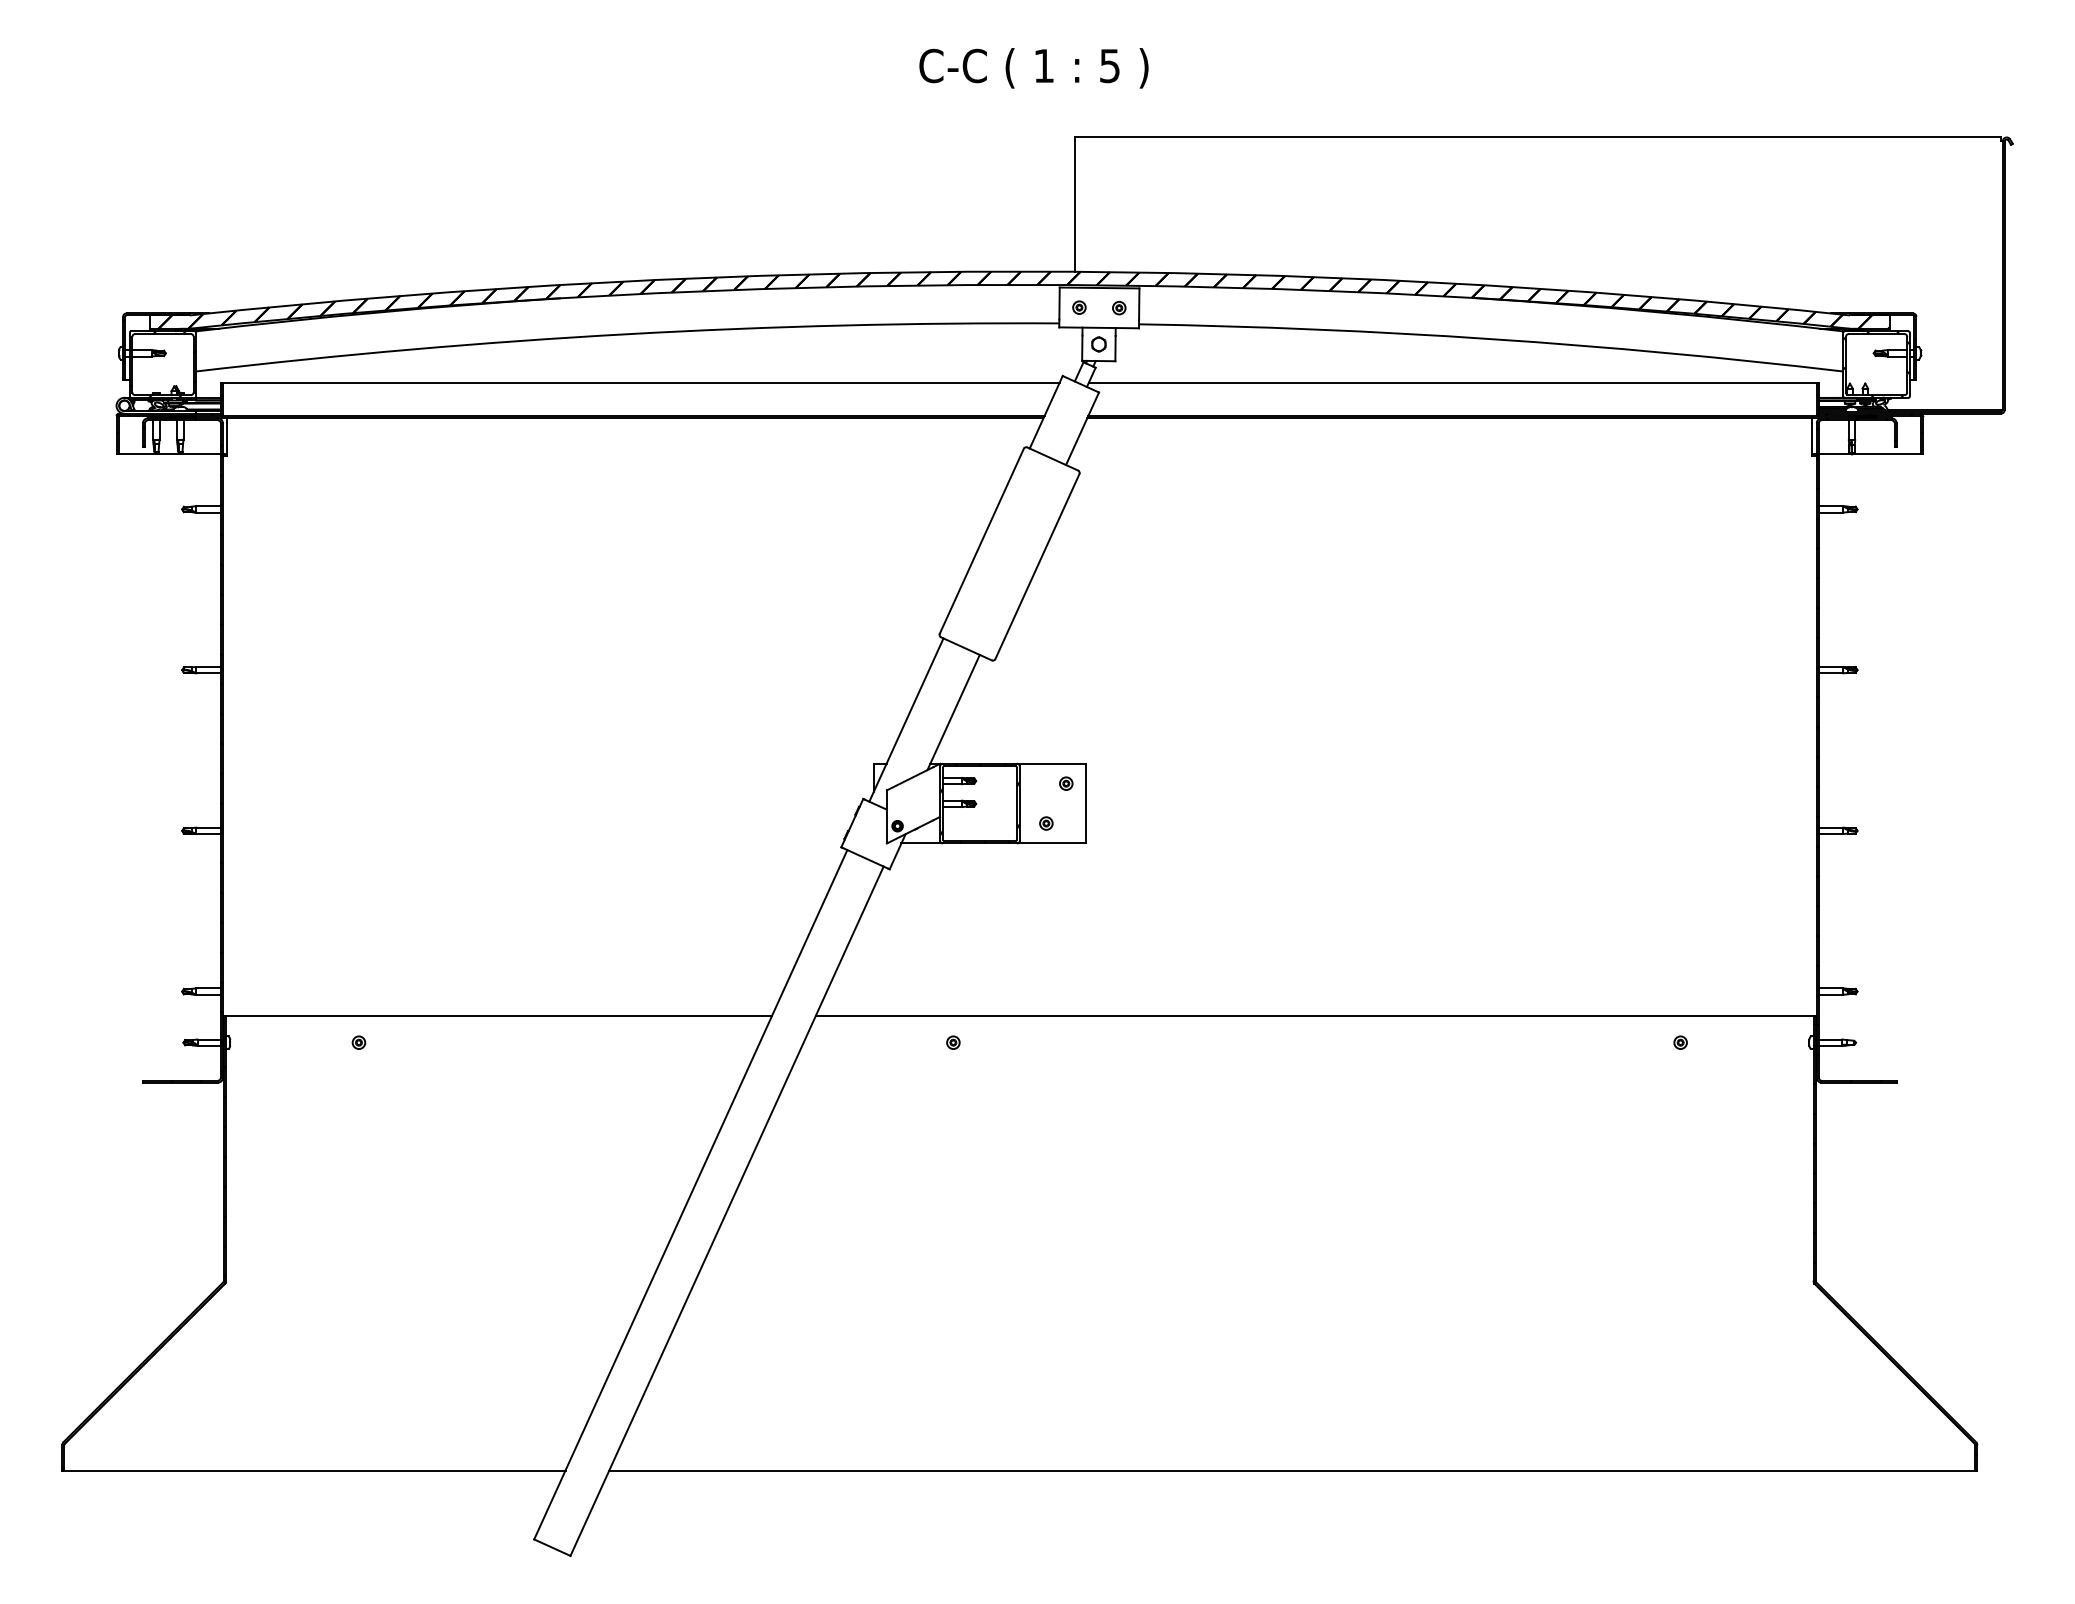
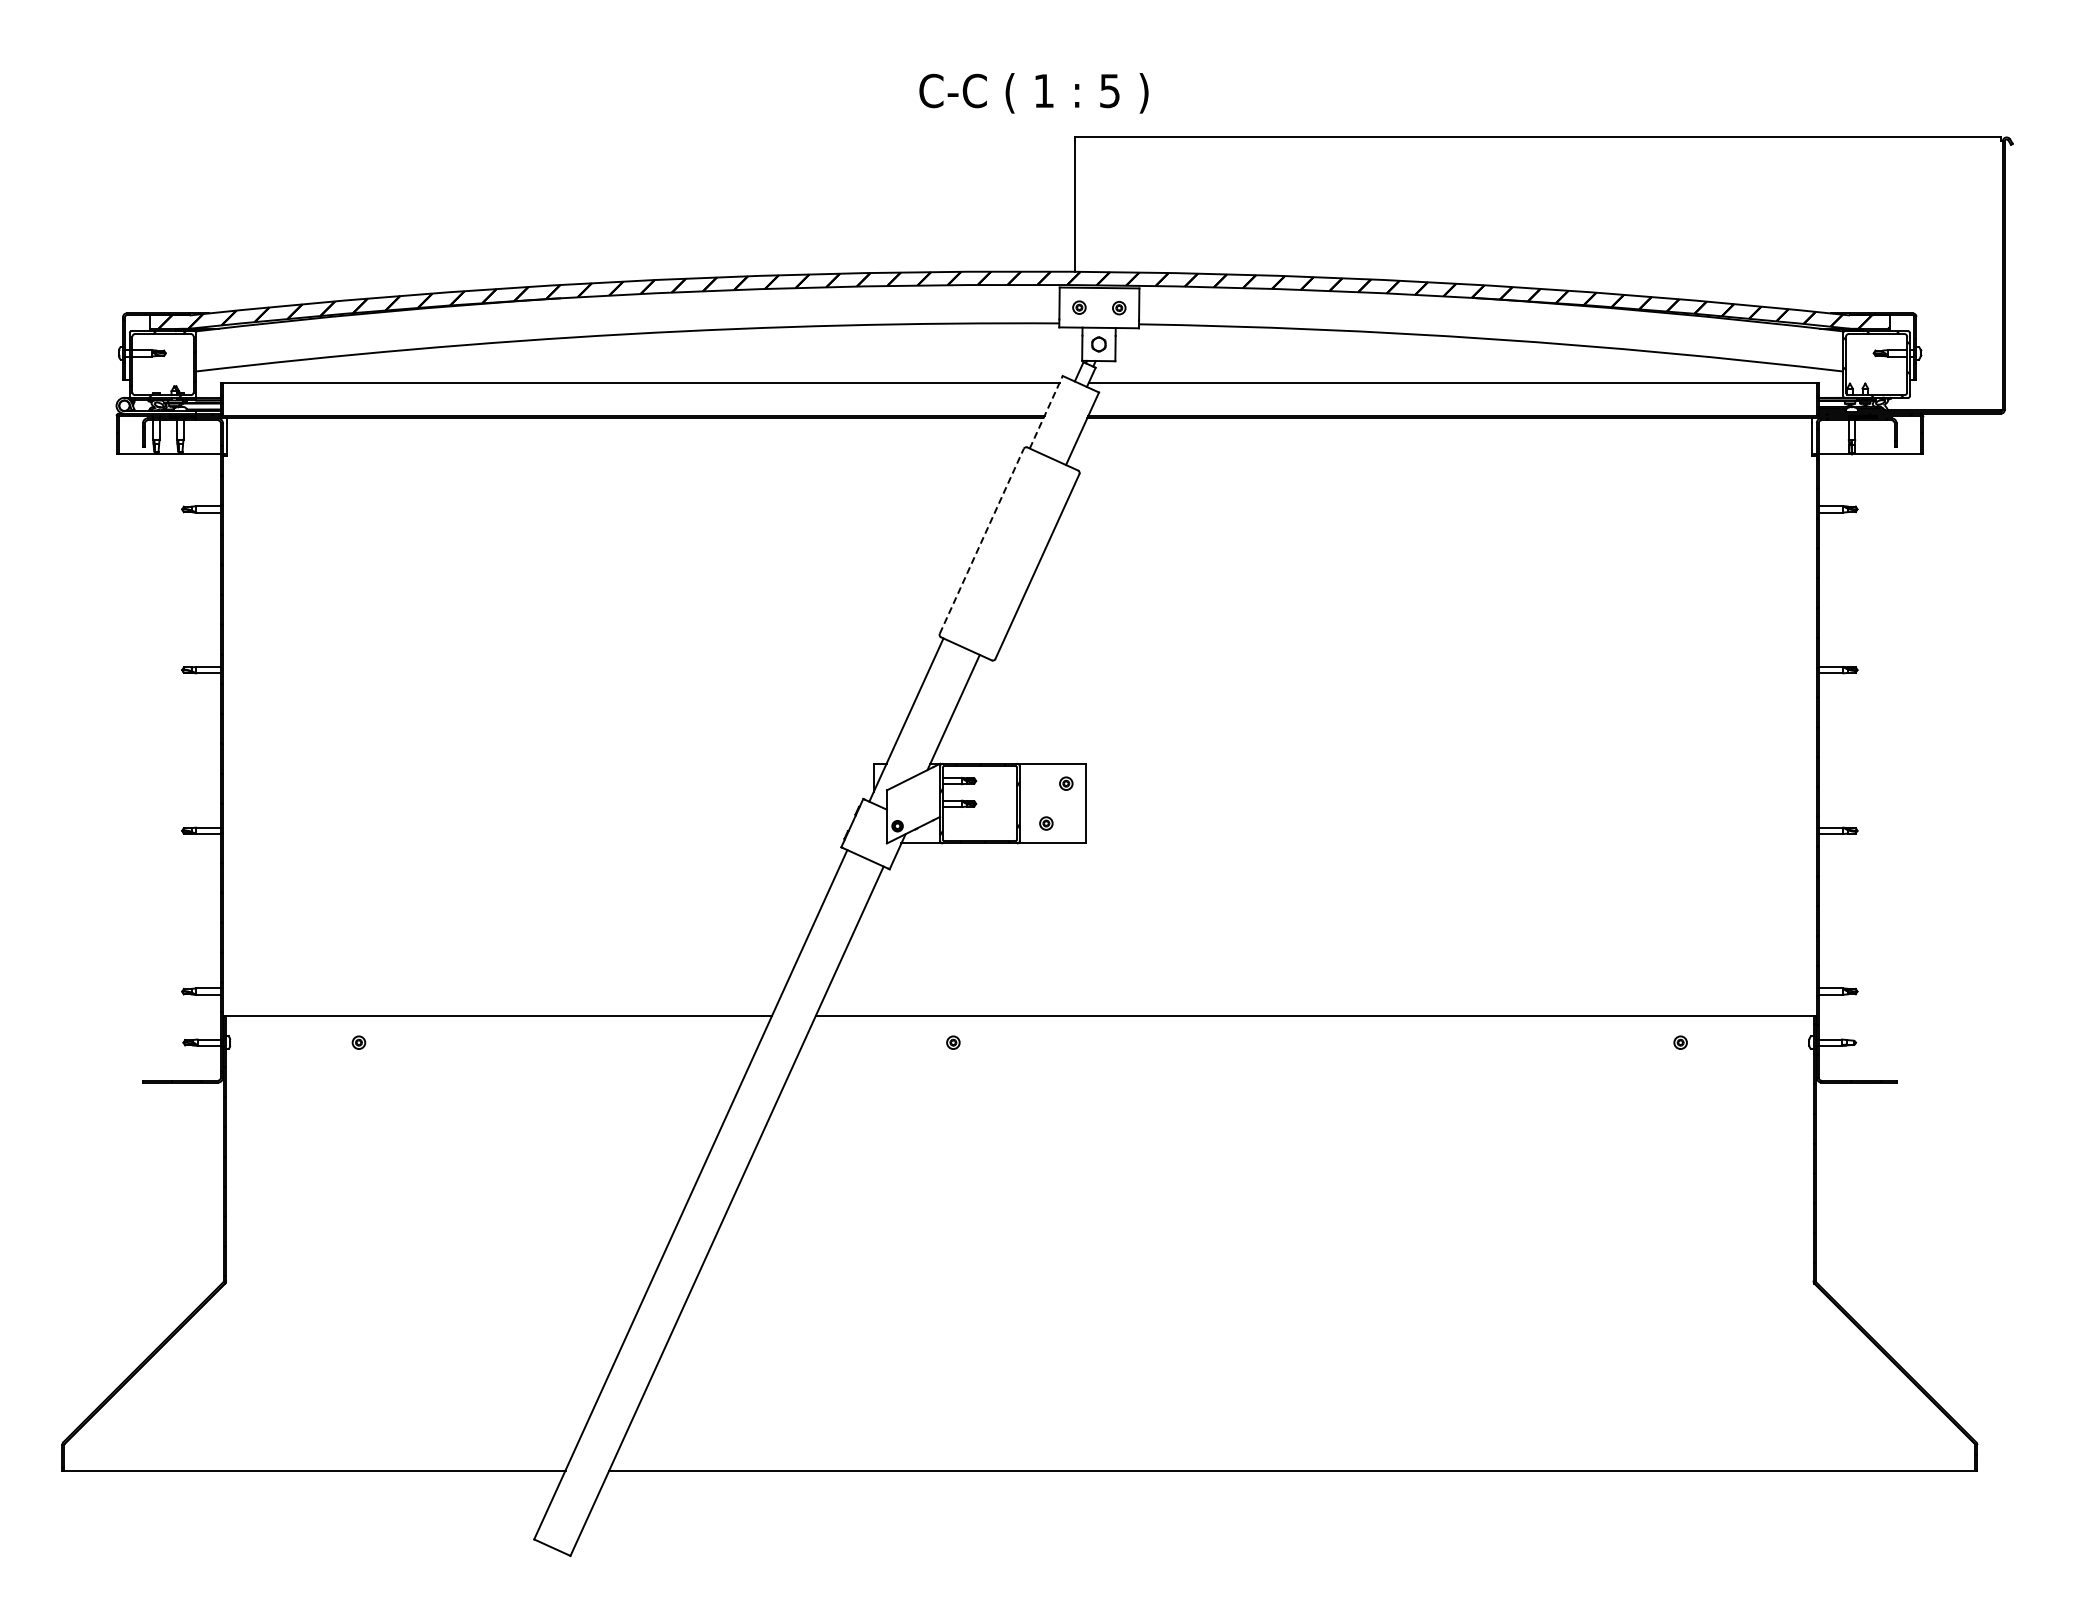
text position: (1033, 68) -> (1033, 93) (1033, 93)
line: solid -> dashed (1046, 412)
line: solid -> dashed (981, 541)
